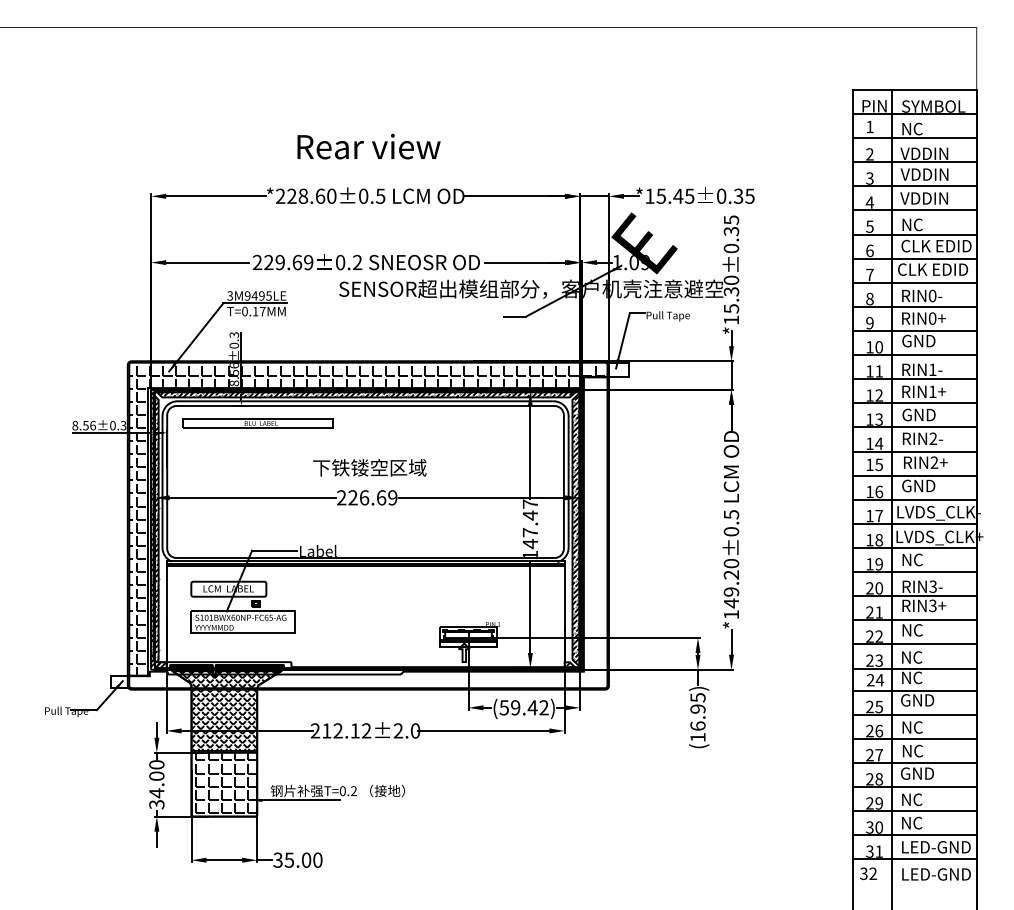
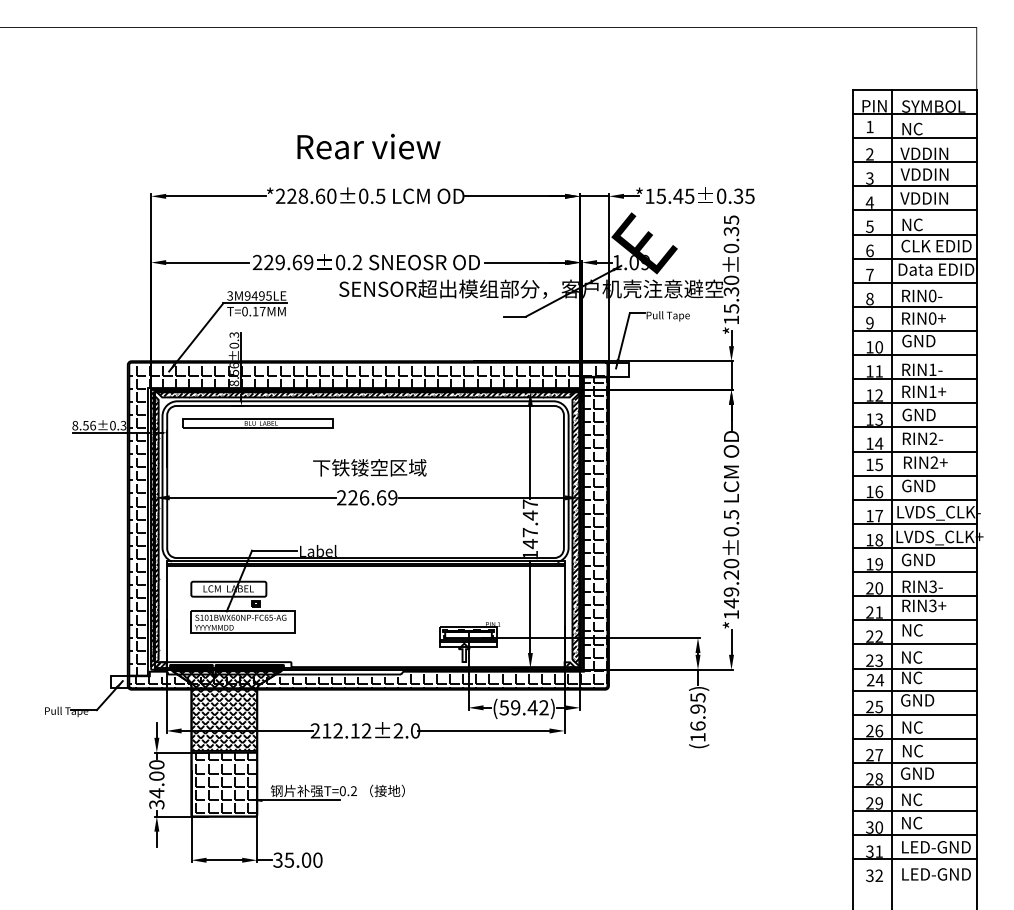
text: CLK EDID -> Data EDID (936, 269)
hatch: none -> present (368, 532)
text: NC -> GND (917, 559)
text position: (868, 873) -> (874, 875) (874, 875)
